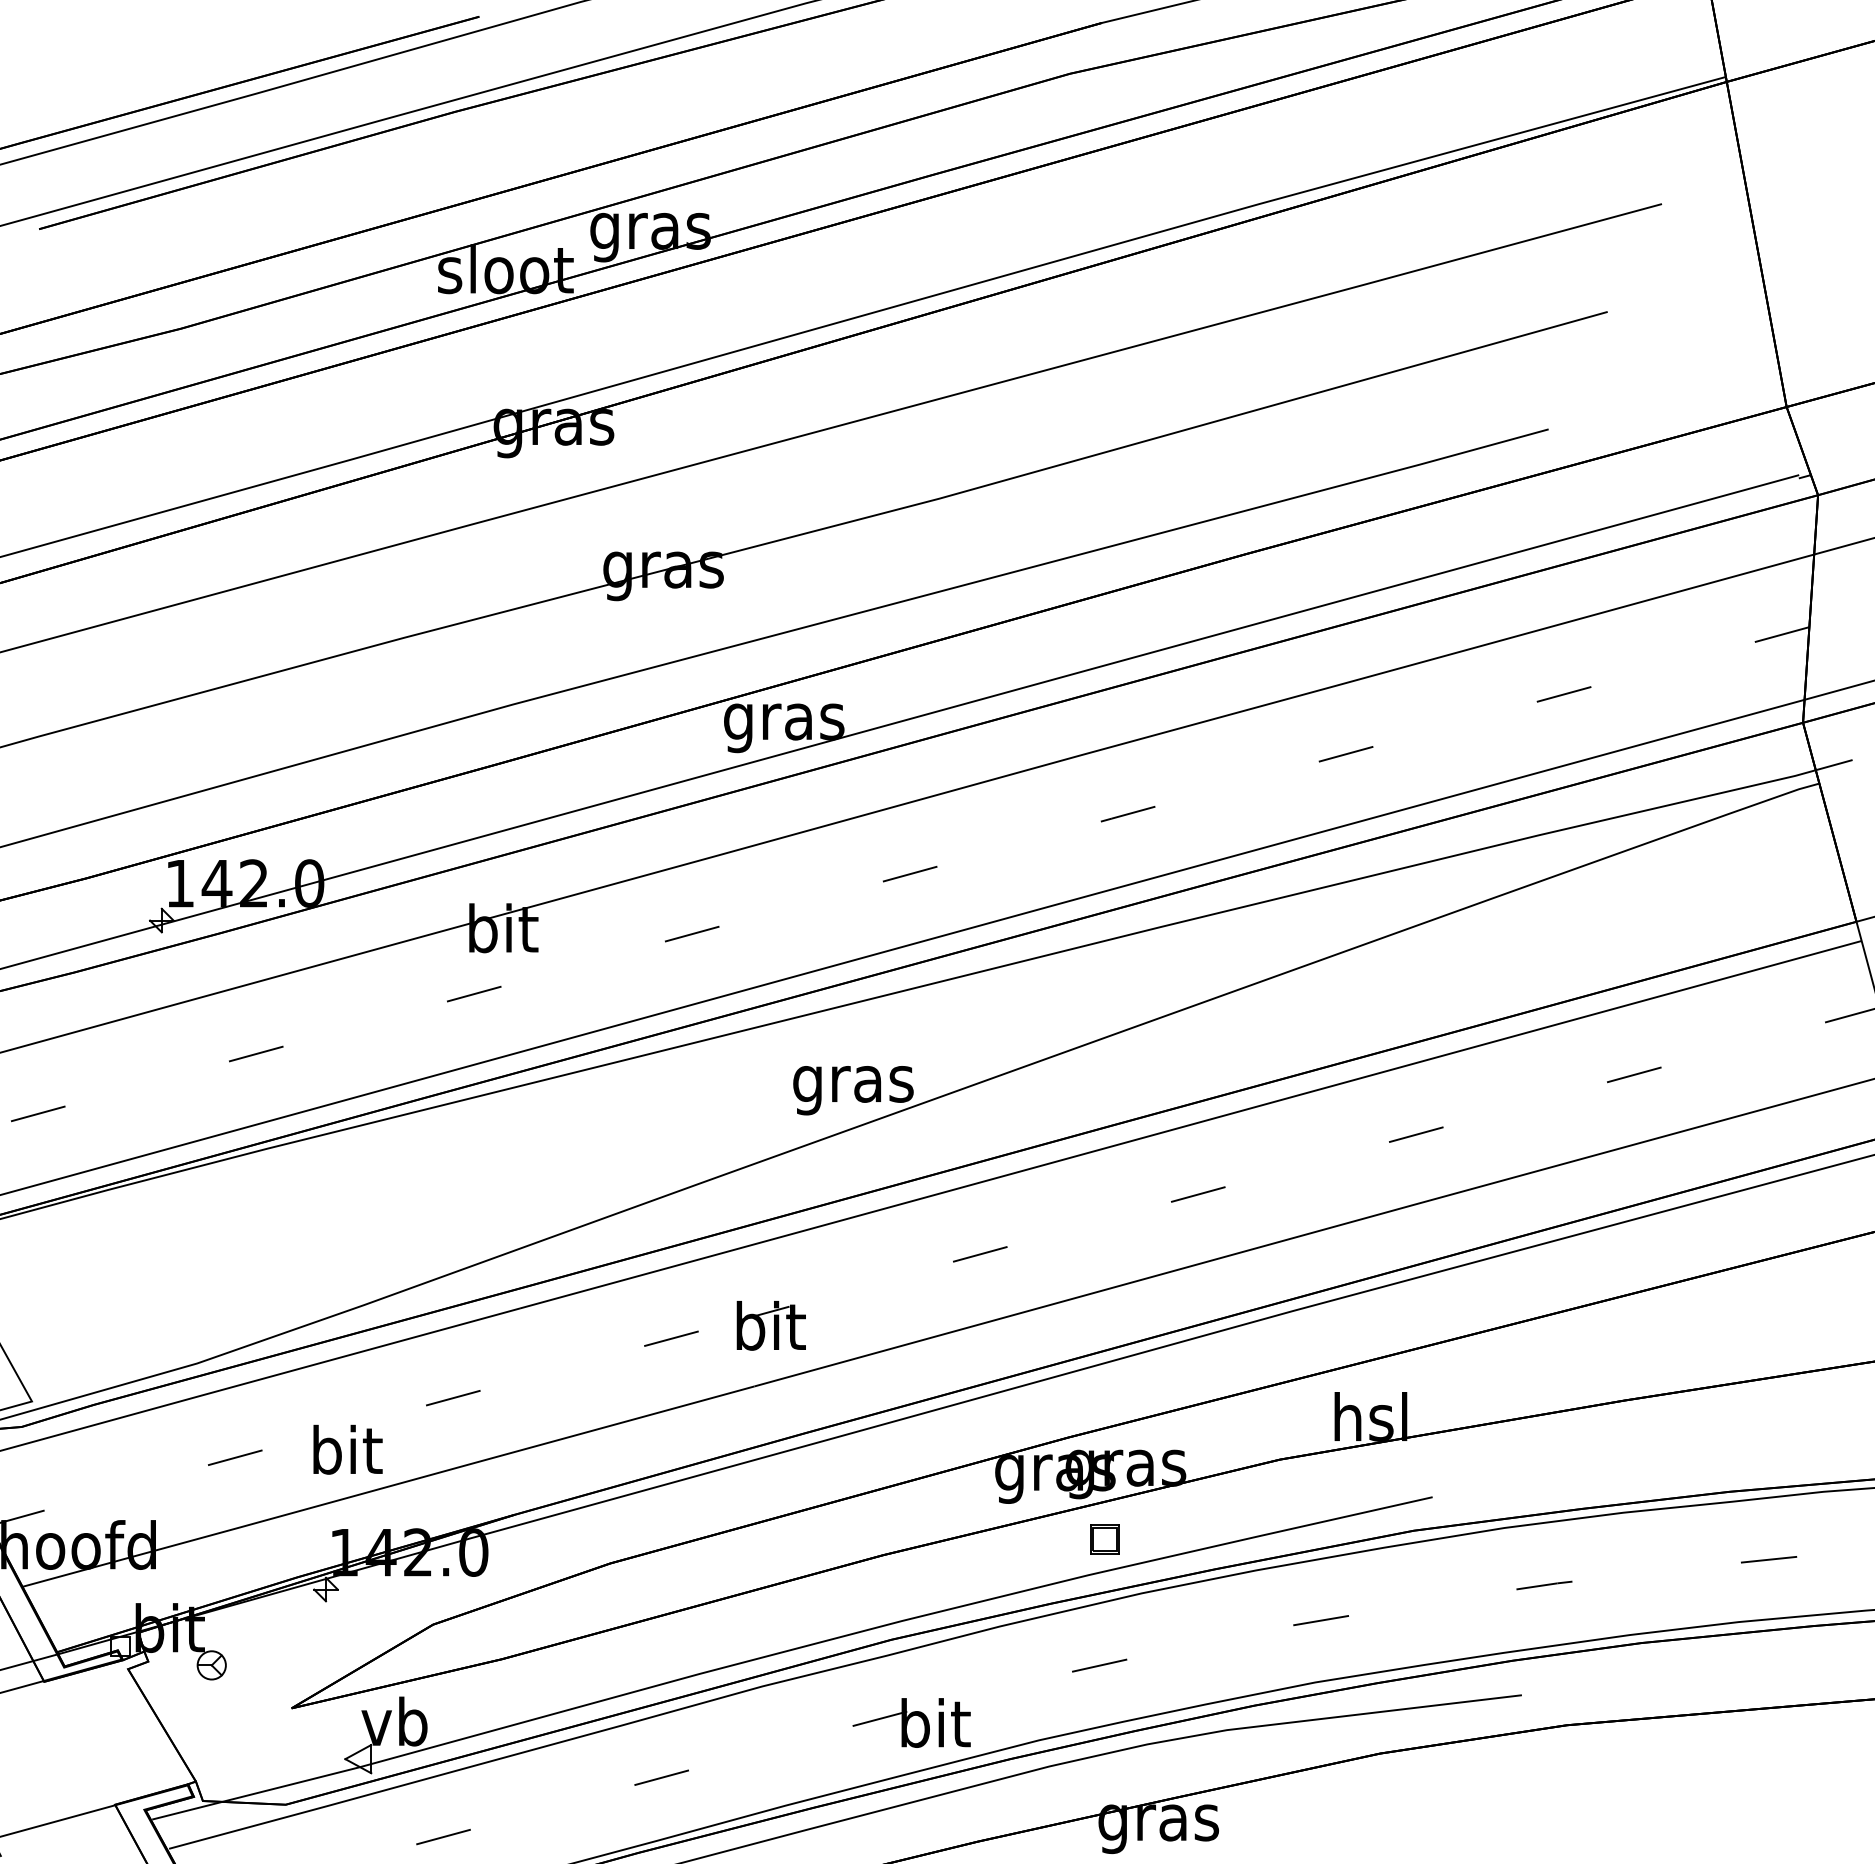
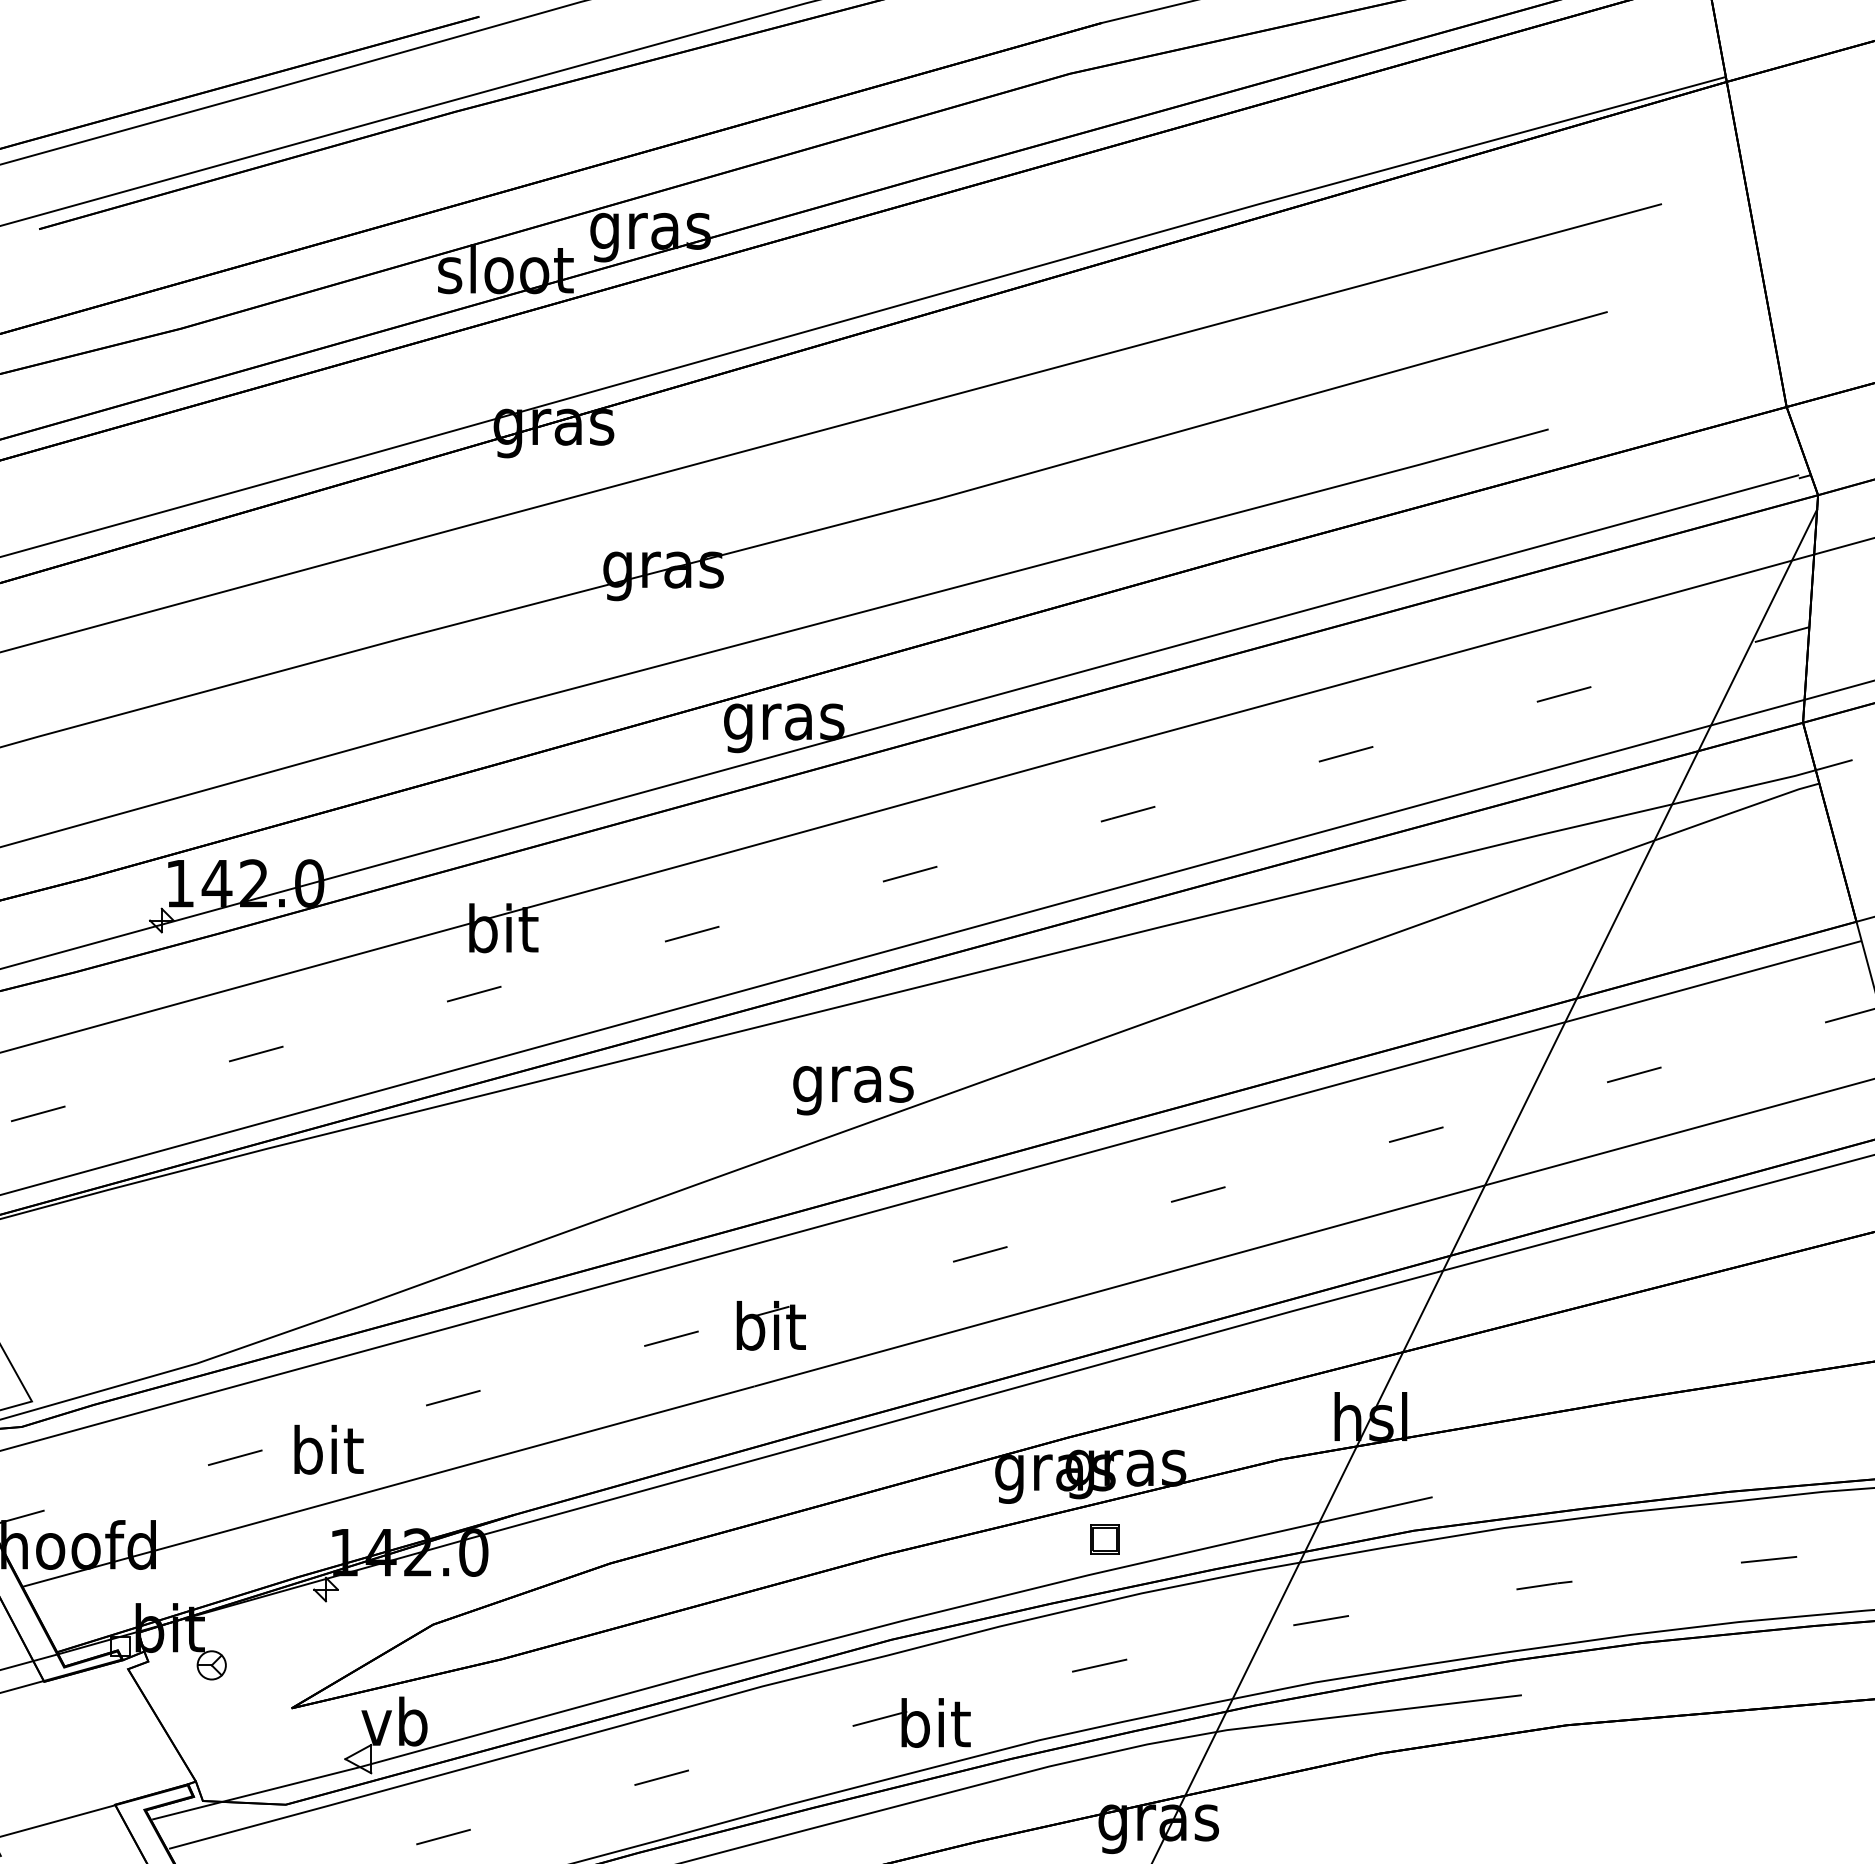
line: none -> present (1485, 1184)
text position: (347, 1449) -> (328, 1449) (328, 1449)
